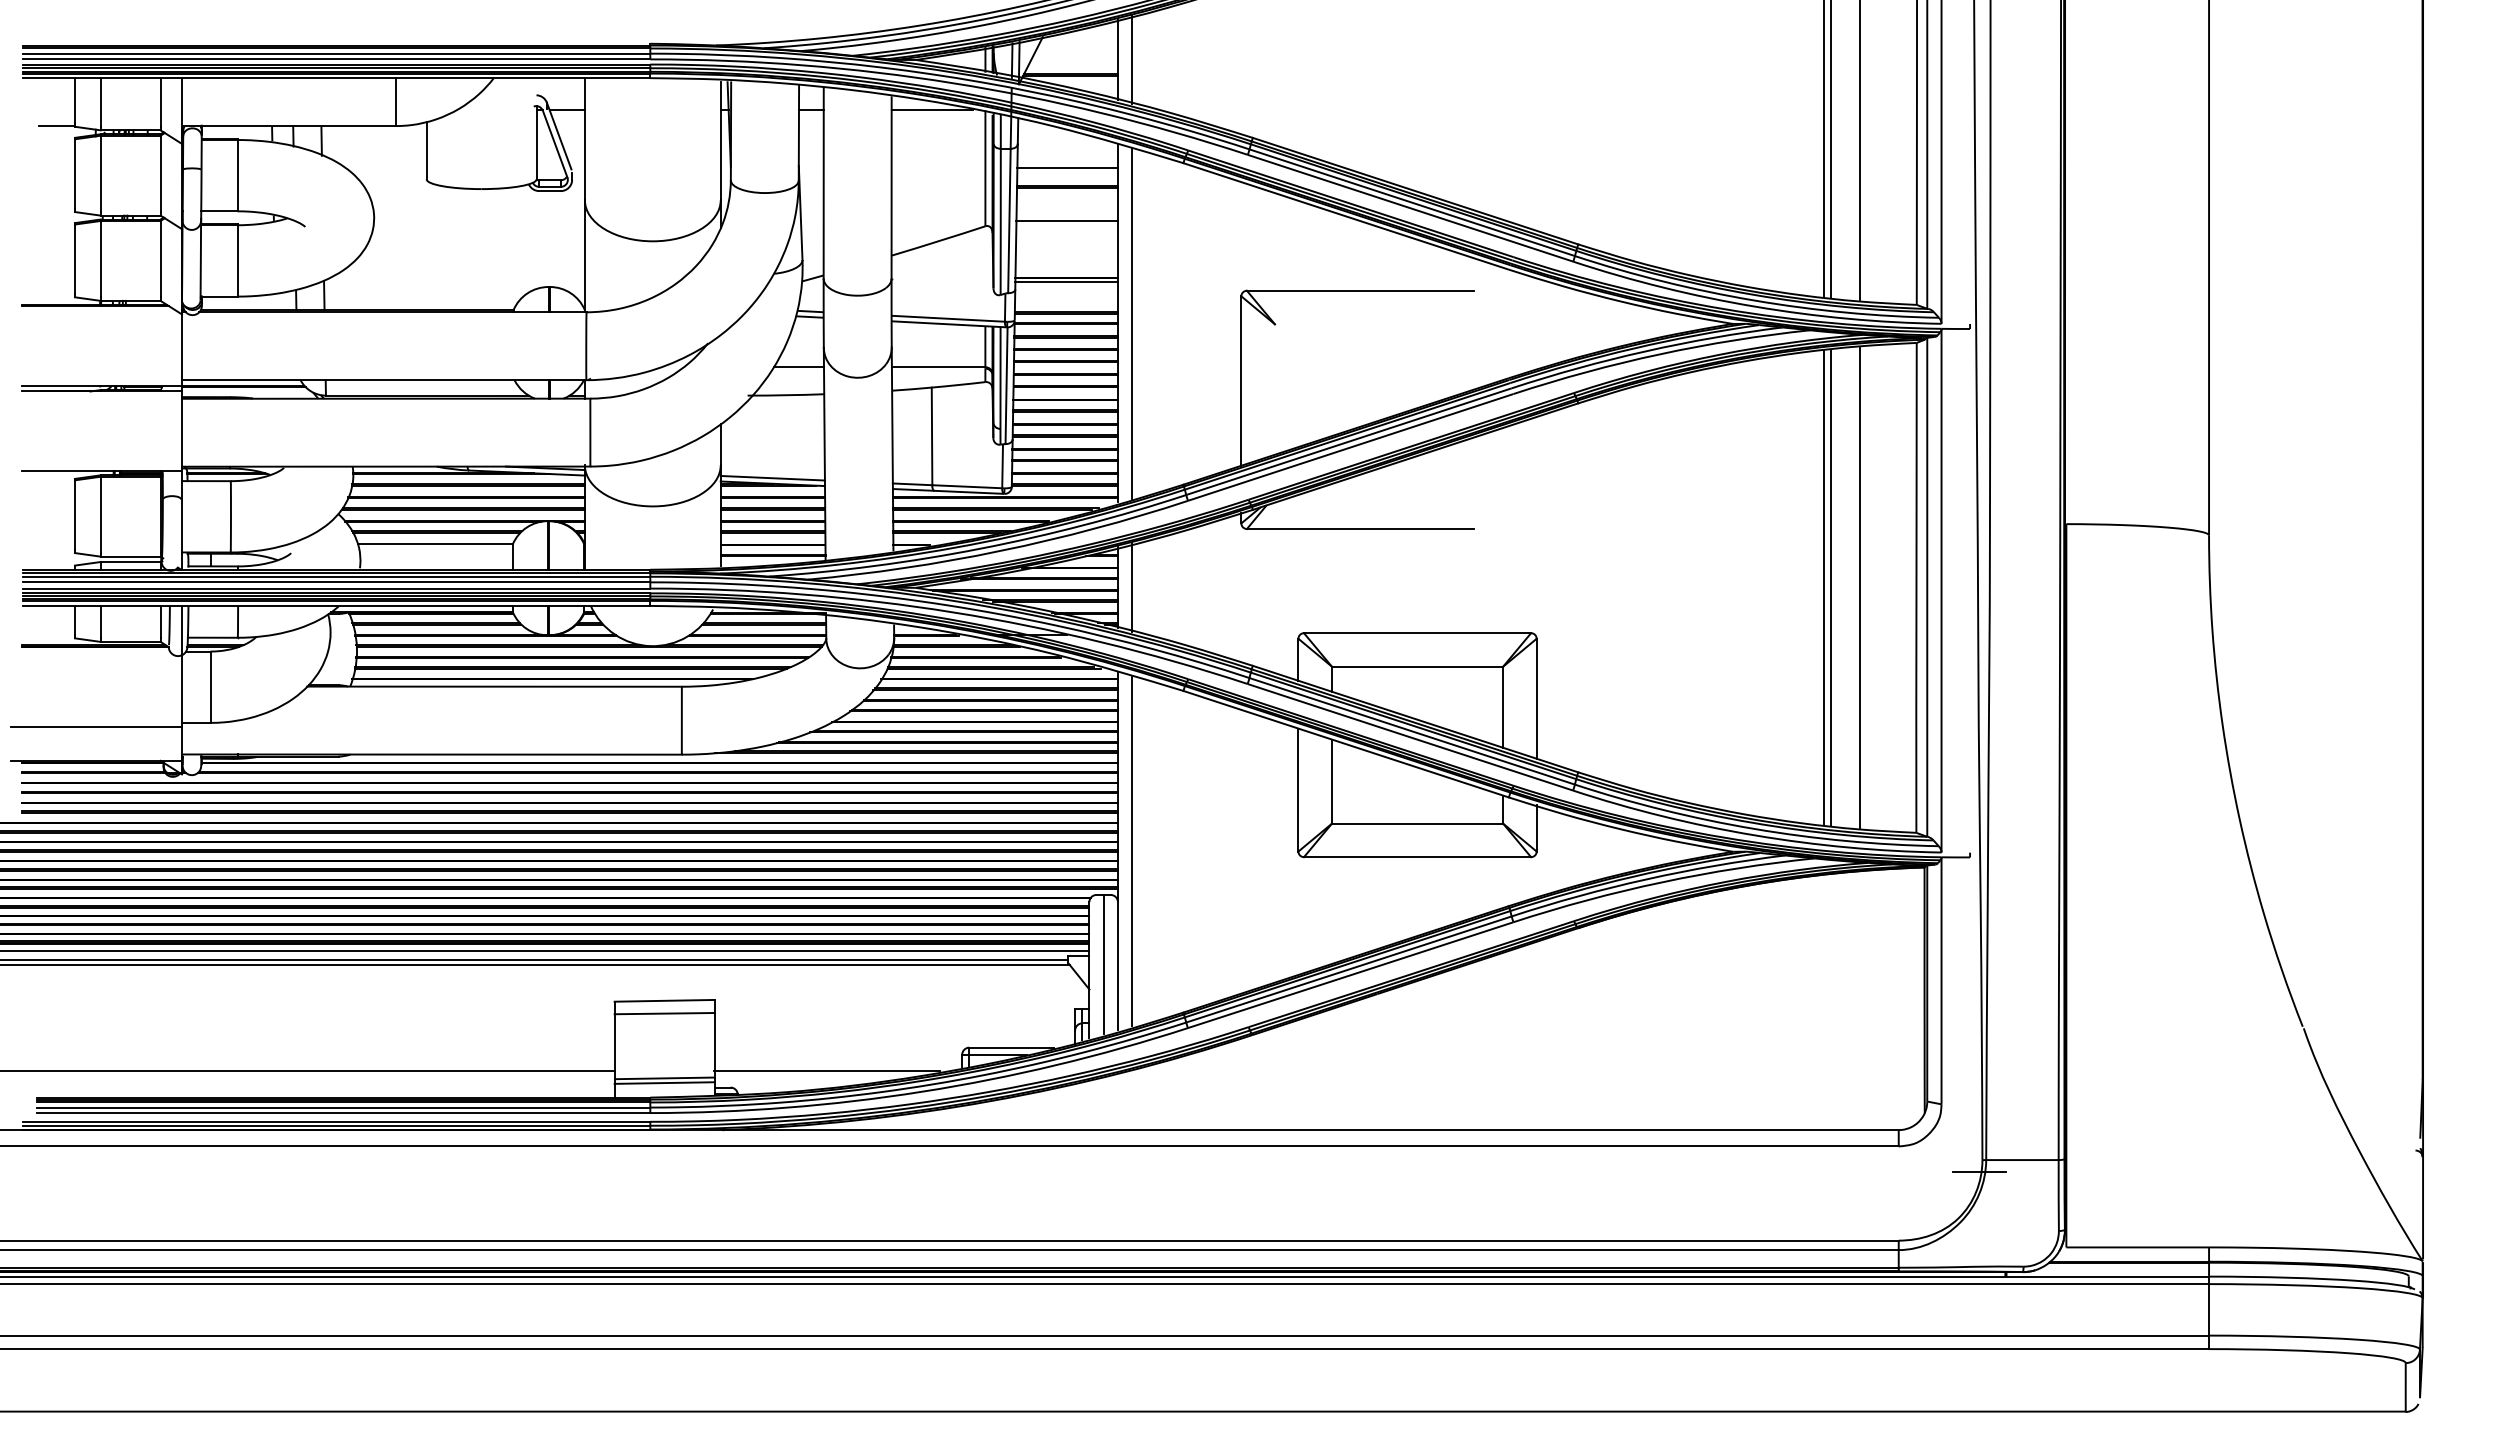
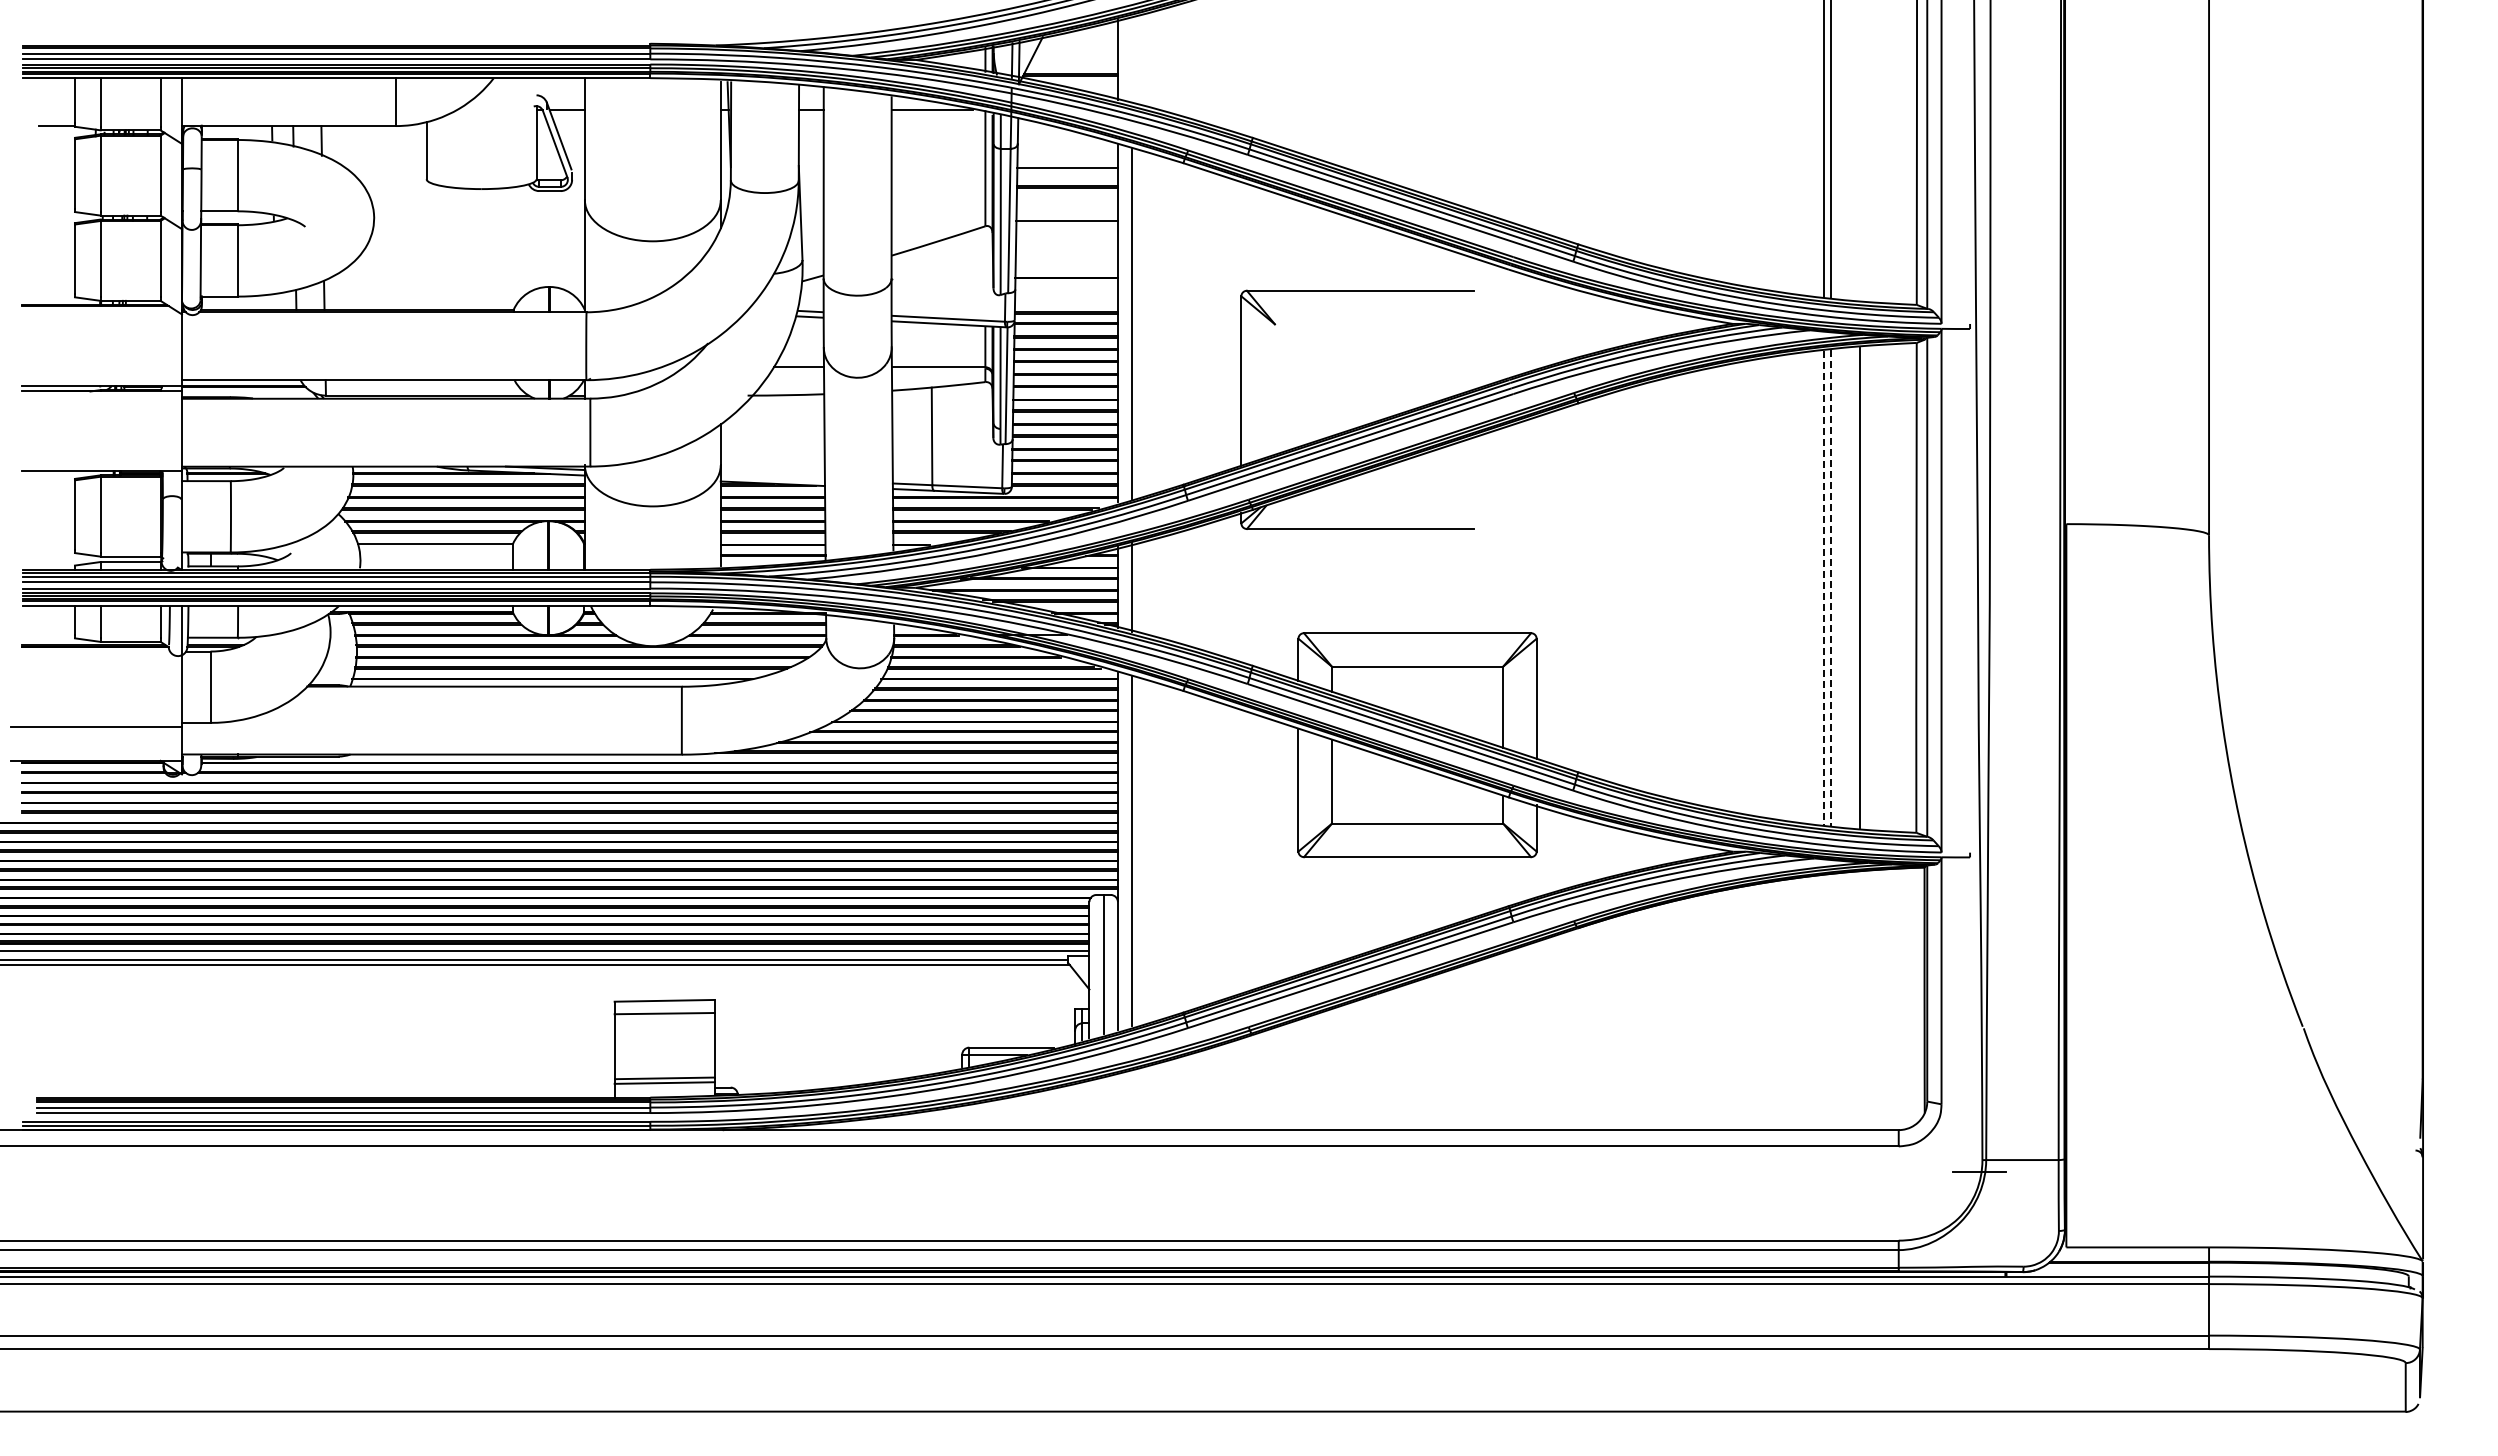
line: present -> none (1132, 59)
line: present -> none (1859, 151)
line: present -> none (1066, 282)
line: present -> none (772, 477)
line: solid -> dashed (1831, 587)
line: solid -> dashed (1824, 588)
line: present -> none (308, 1070)
line: present -> none (826, 1070)
